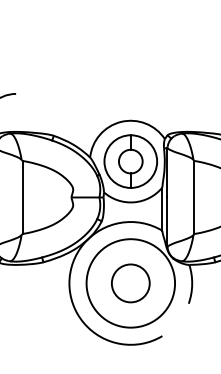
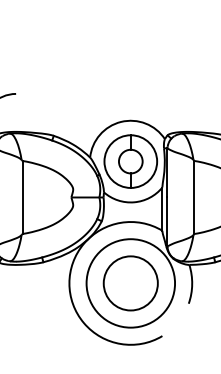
circle diameter: 38 px -> 54 px (130, 283)
